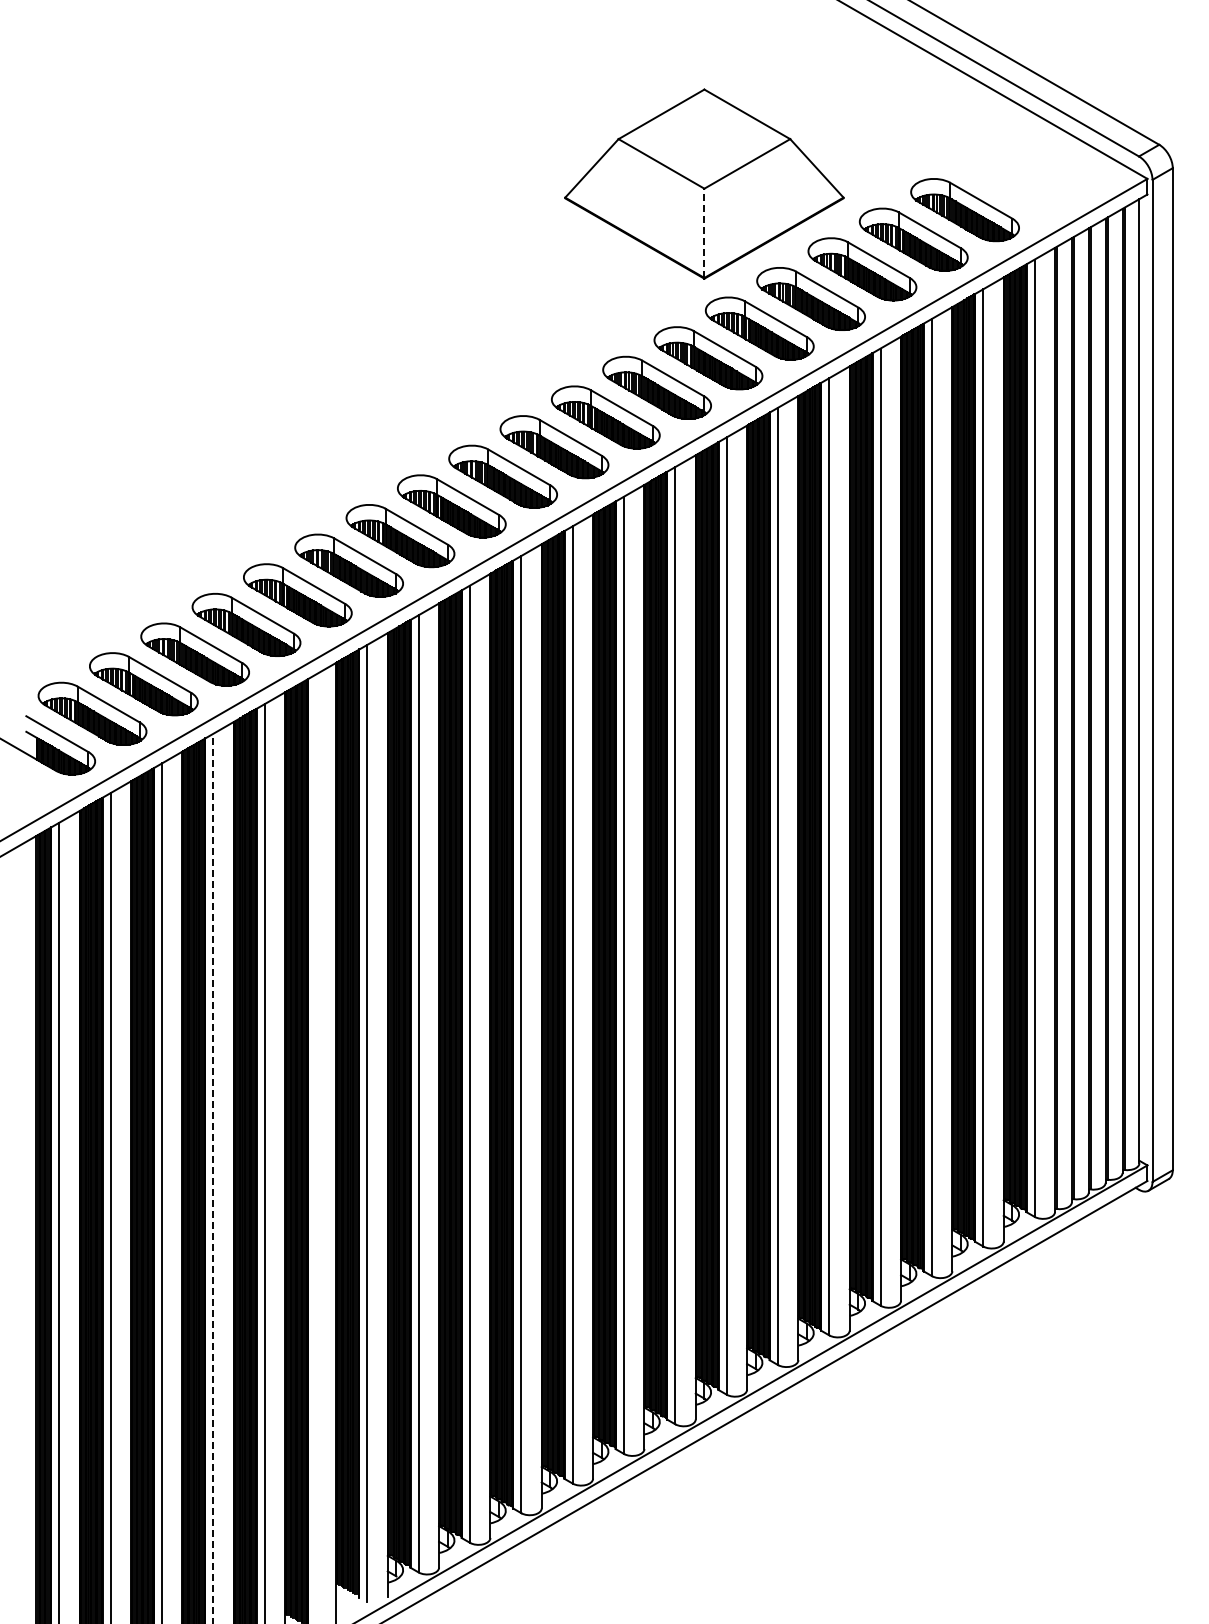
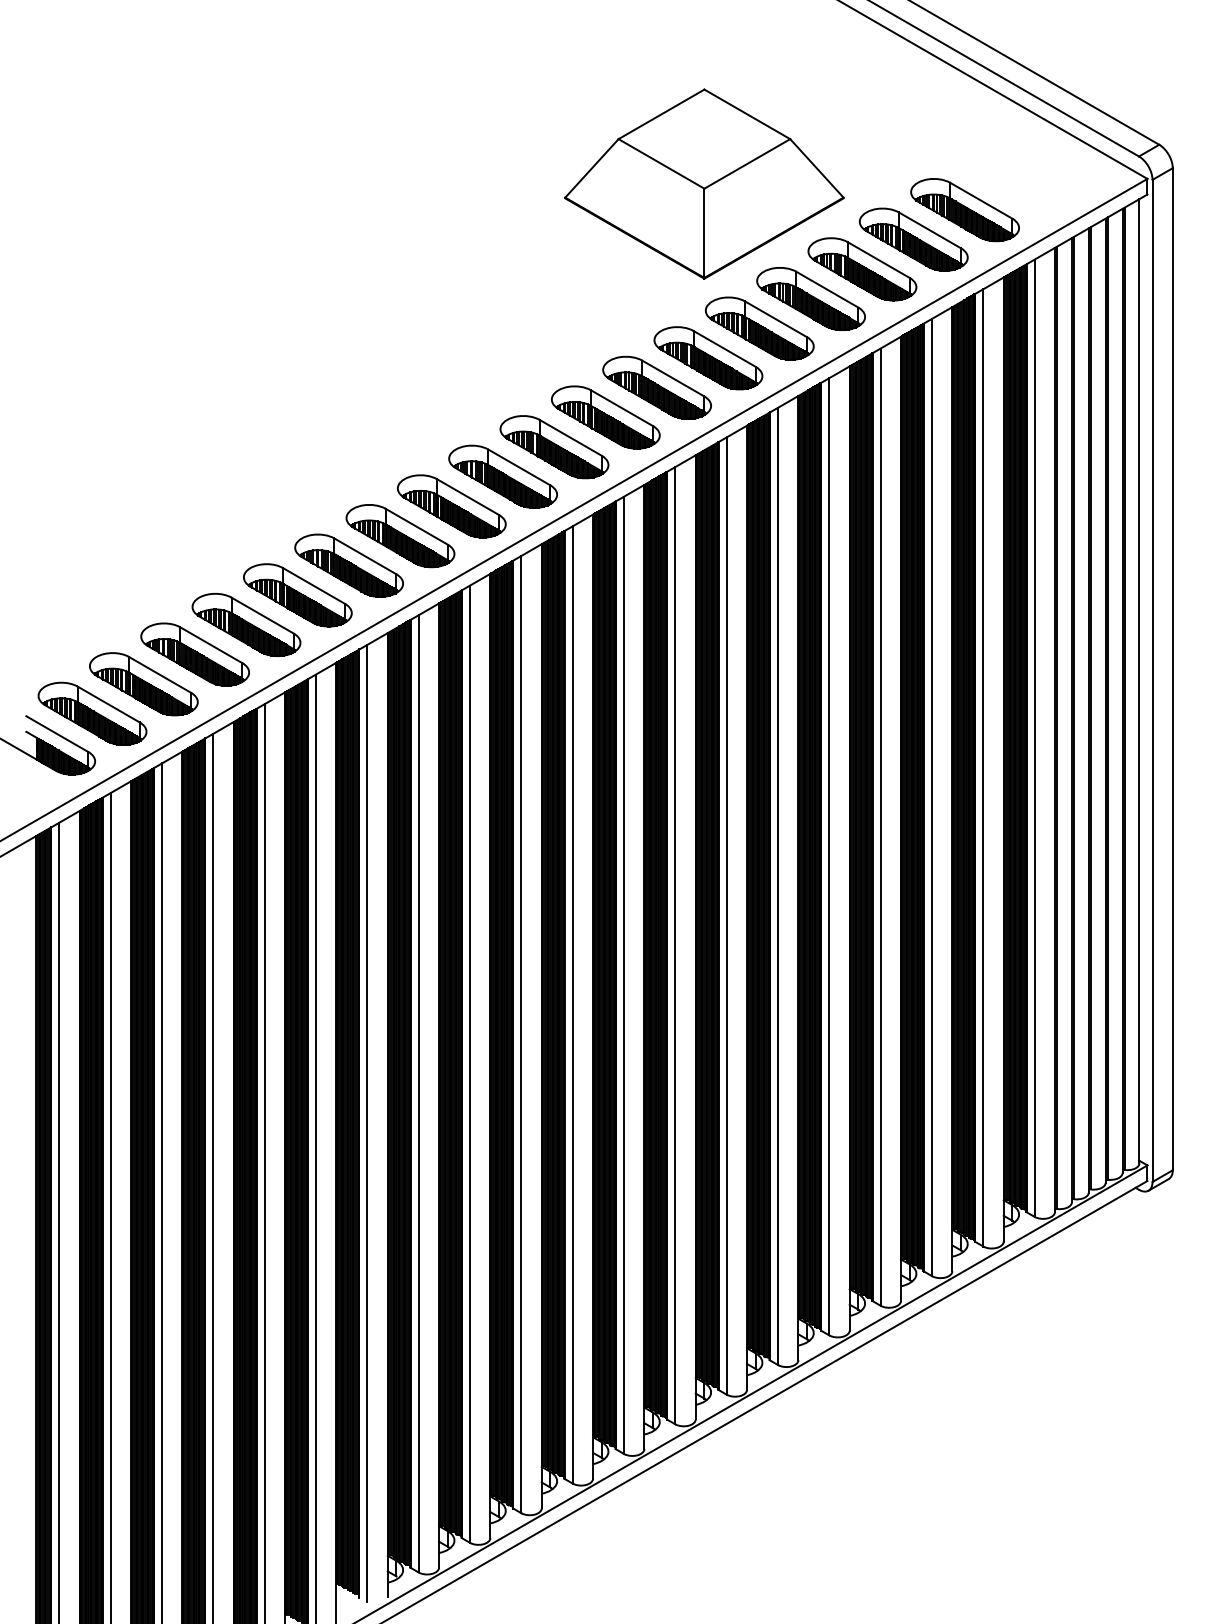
line: dashed -> solid (704, 233)
line: none -> present (316, 1147)
line: dashed -> solid (213, 1178)
